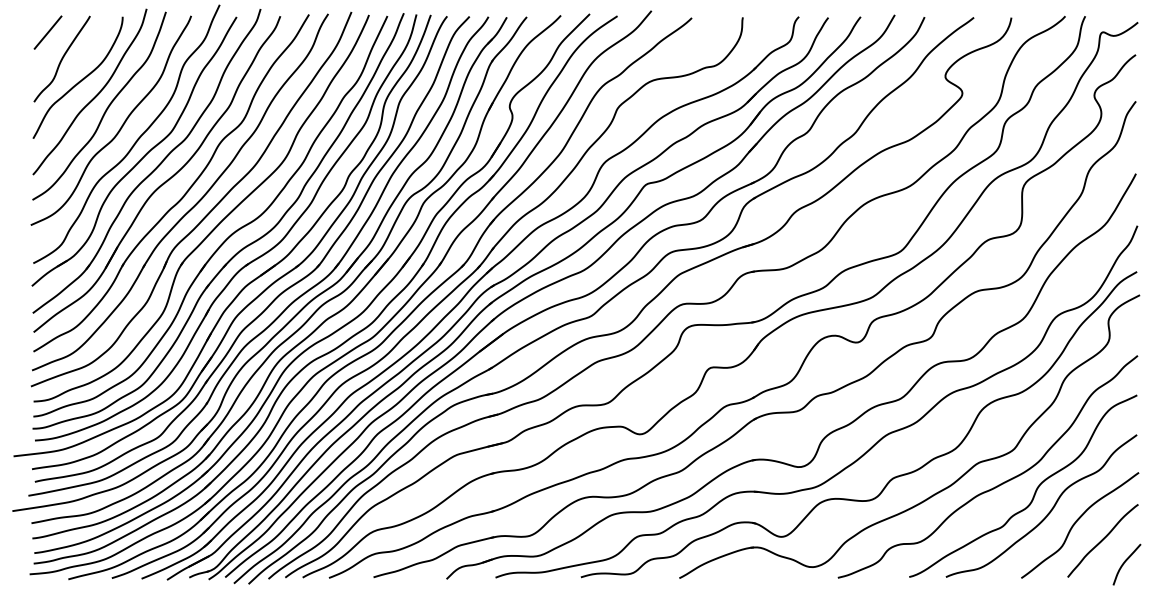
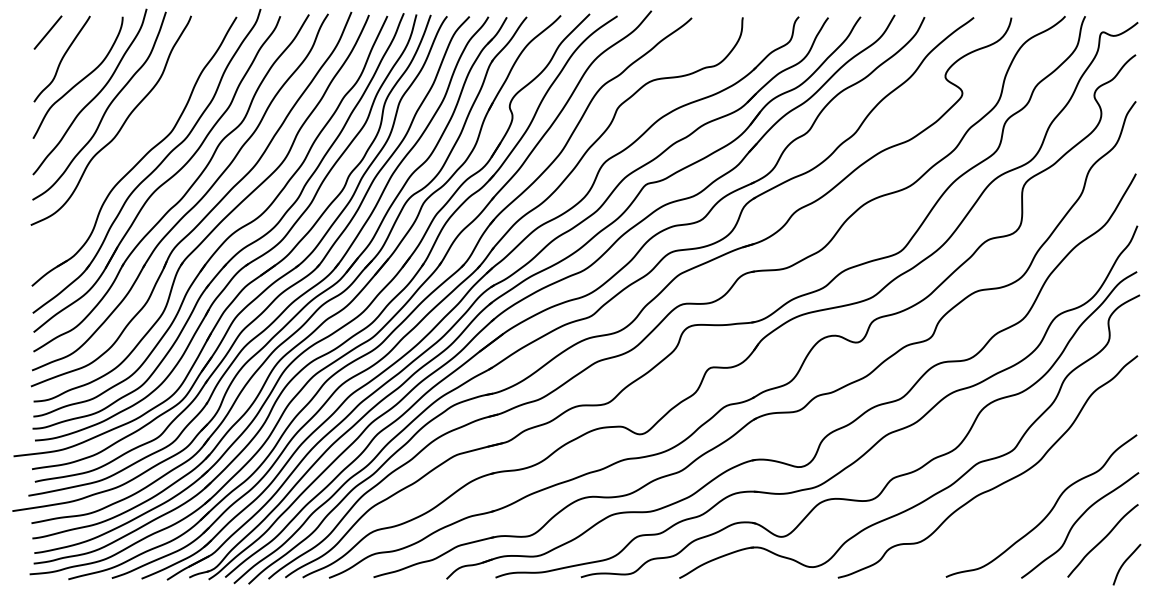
curve: present -> none (135, 141)
curve: present -> none (1035, 489)
